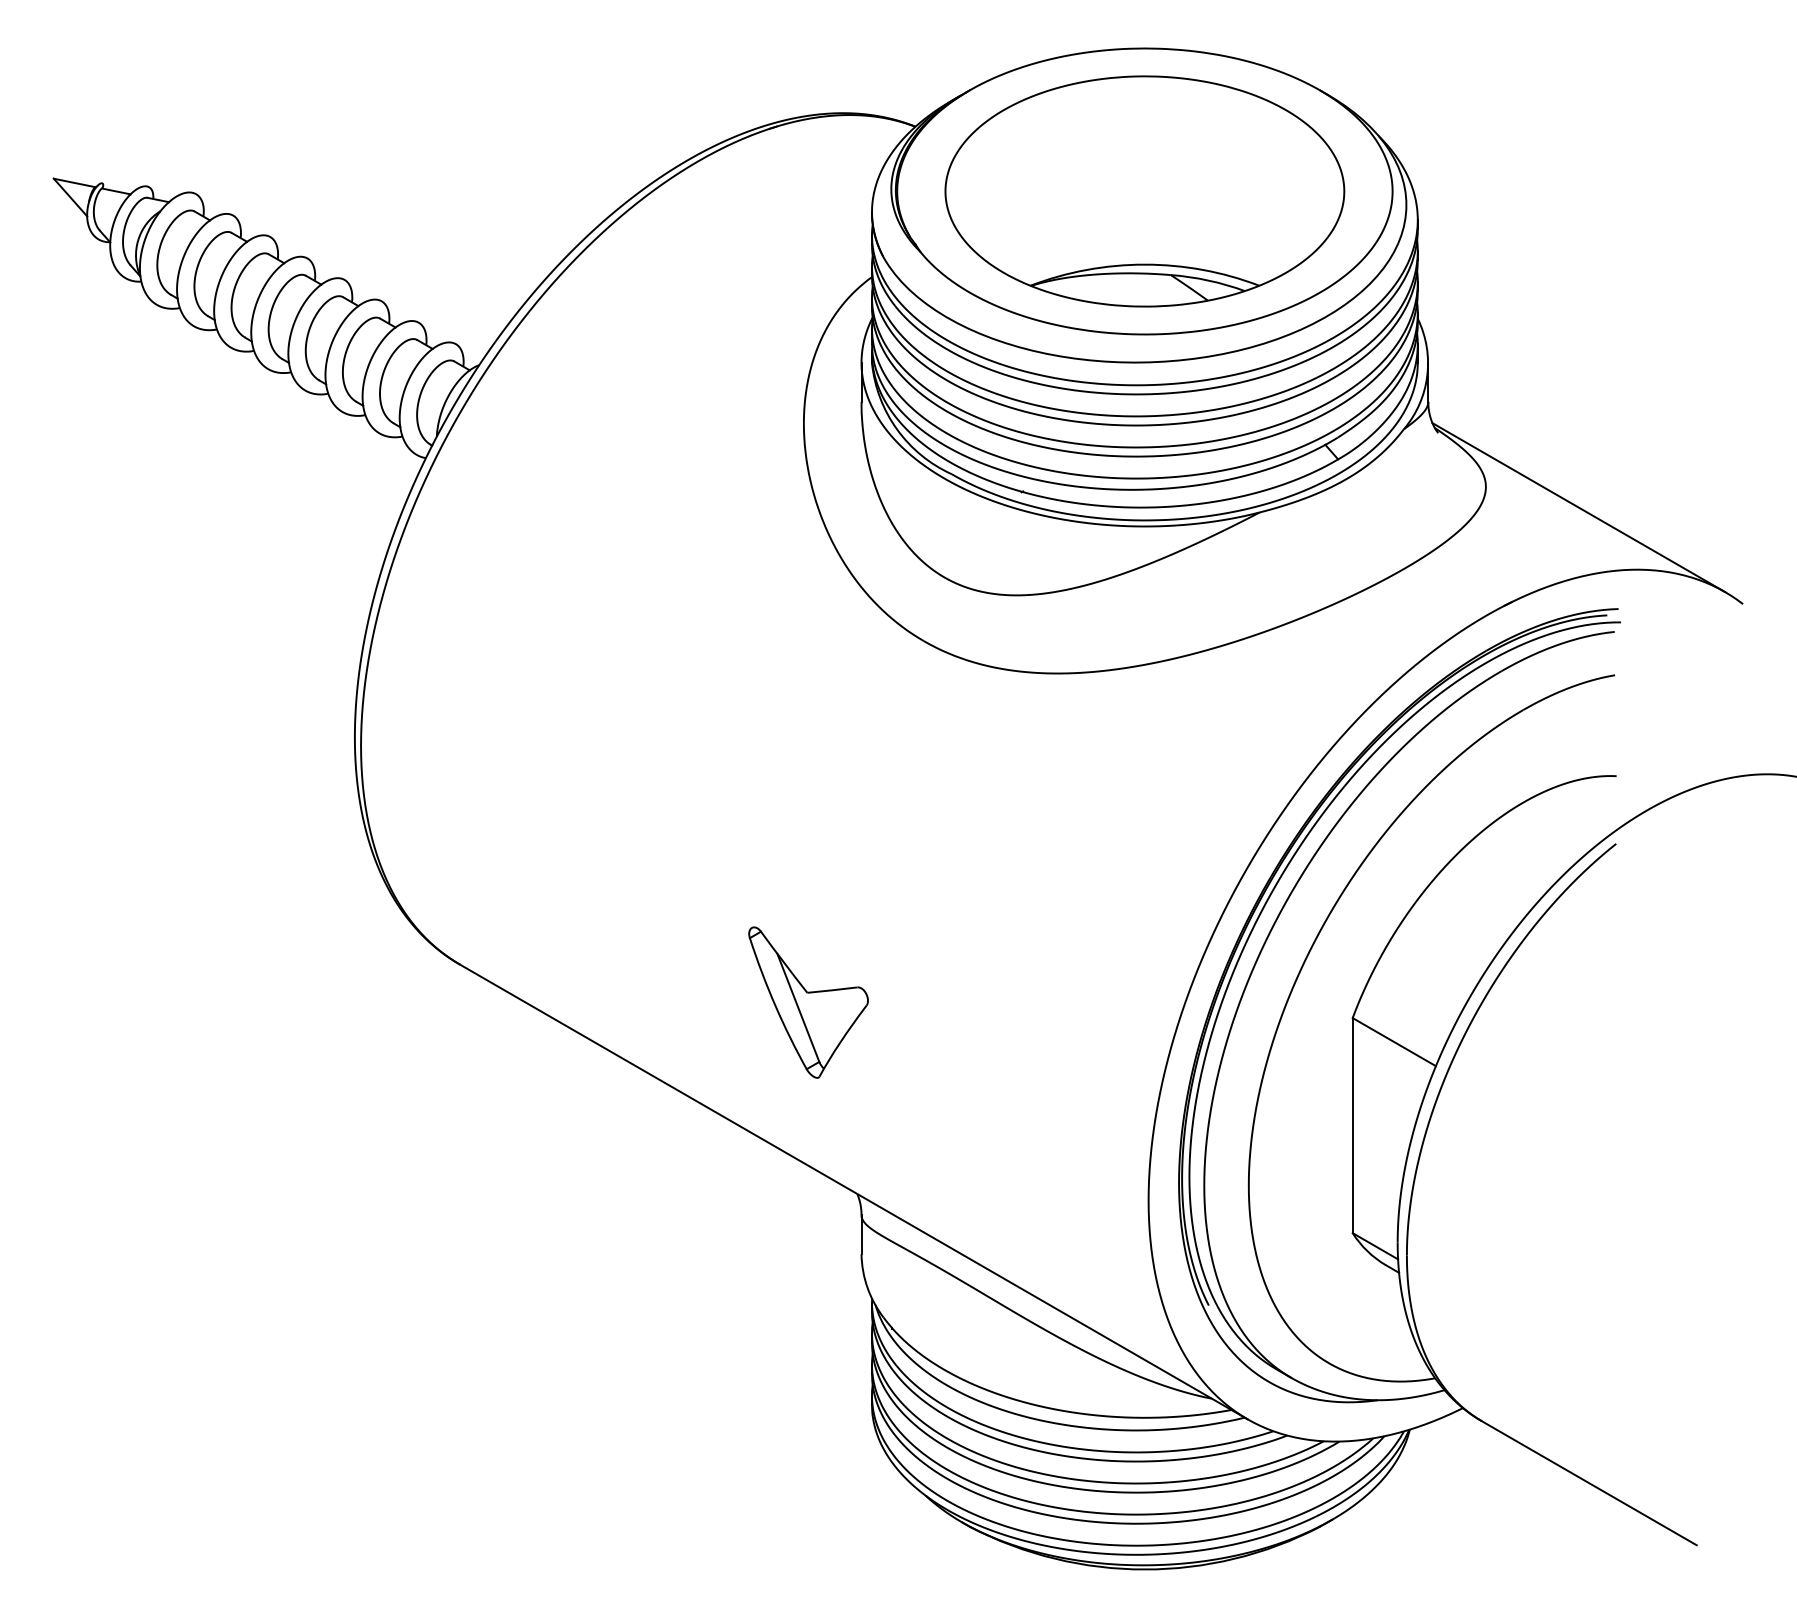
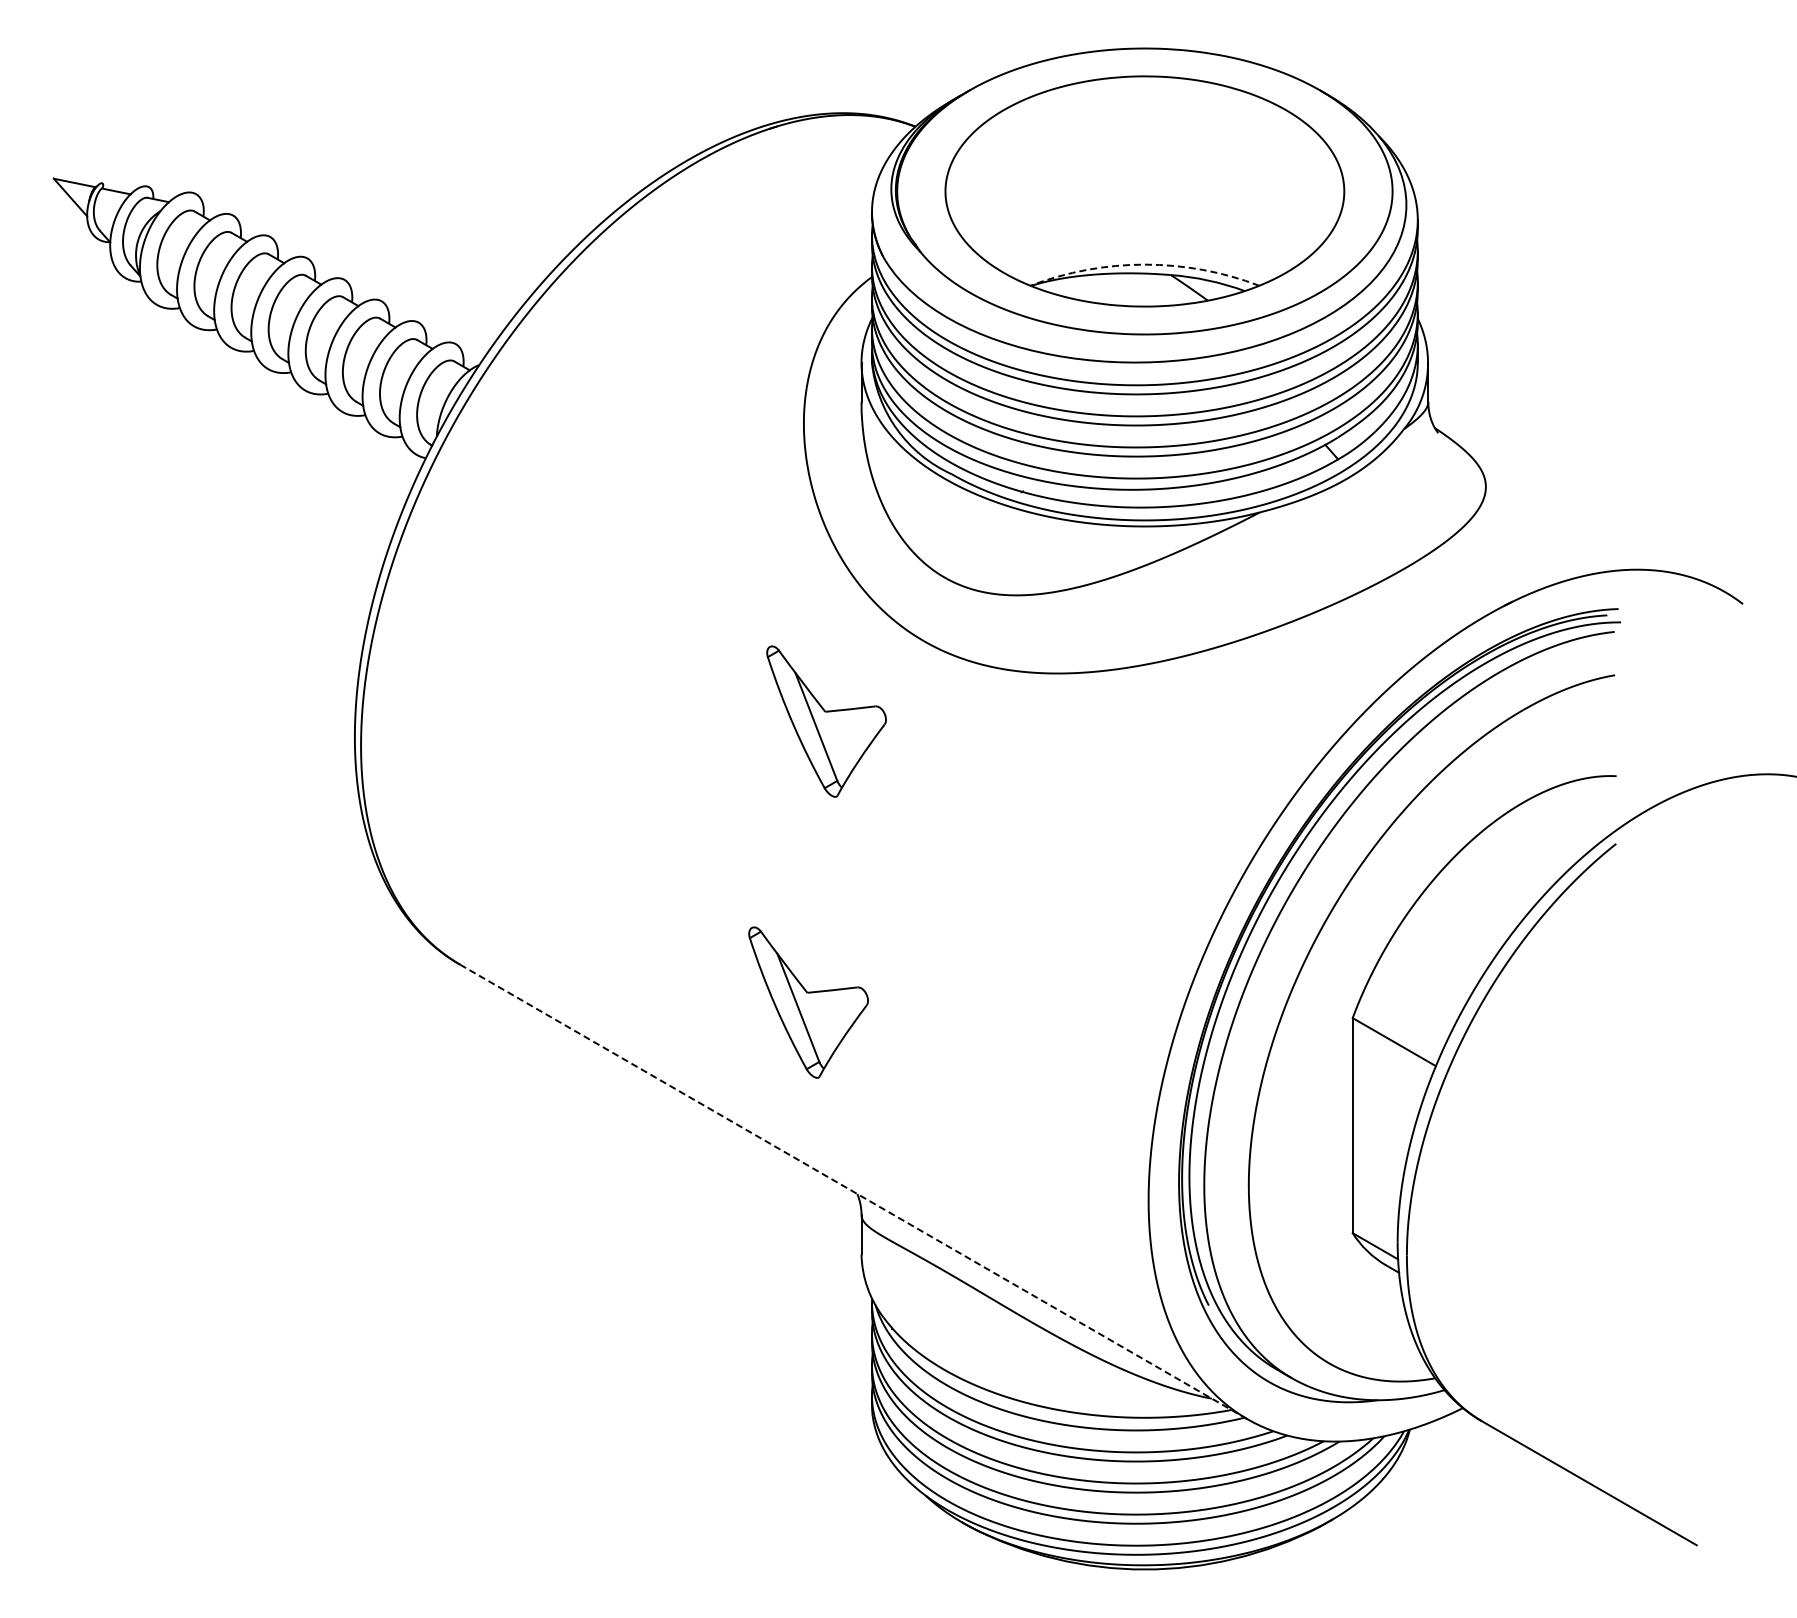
arc: solid -> dashed (1144, 264)
line: present -> none (1578, 507)
part: none -> present (826, 721)
line: solid -> dashed (853, 1191)
